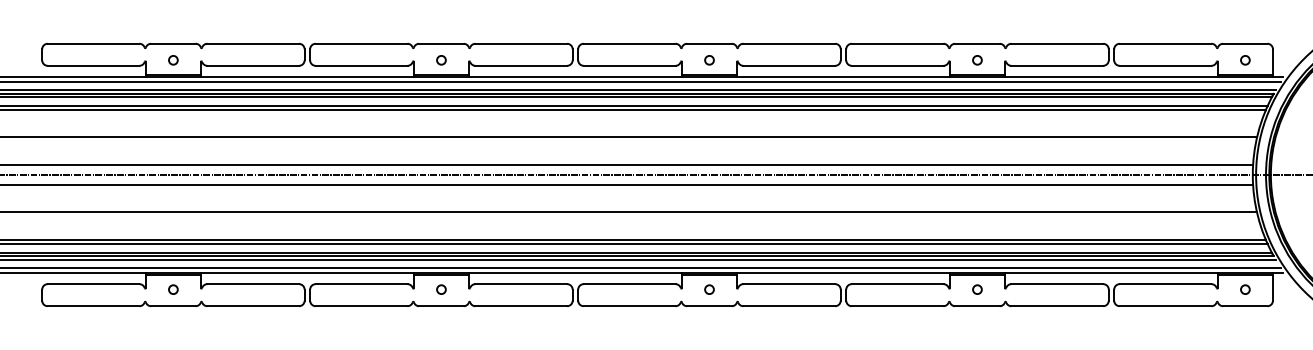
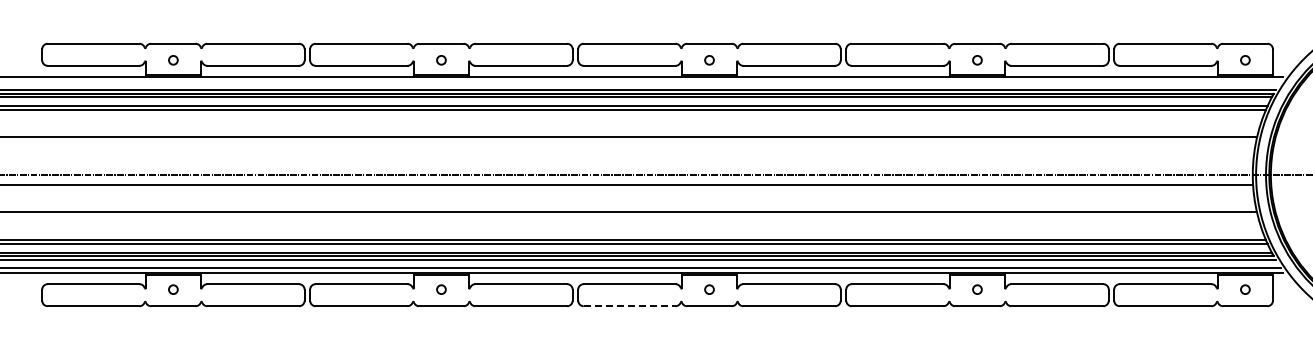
line: present -> none (641, 81)
line: present -> none (627, 165)
line: solid -> dashed (629, 306)
